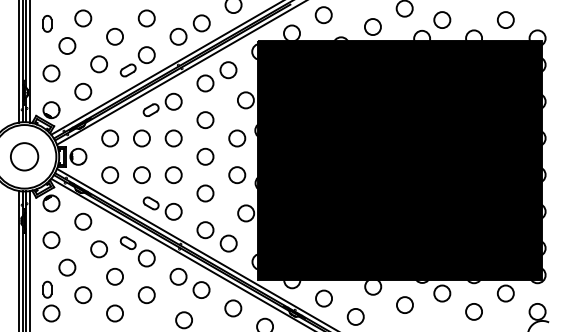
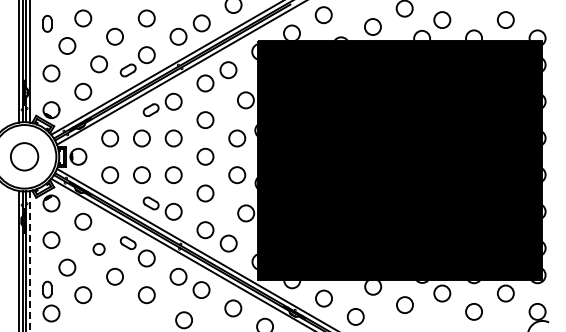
circle size: 18x19 px -> 14x14 px (98, 248)
line: solid -> dashed (30, 261)
circle: present -> none (114, 313)
